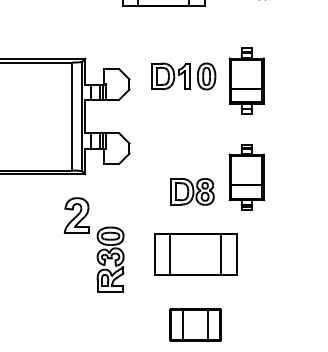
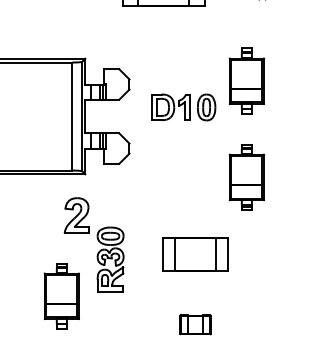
part position: (183, 76) -> (183, 107) (183, 107)
part: present -> none (192, 191)
part size: 84x43 px -> 67x35 px (195, 254)
part: none -> present (61, 295)
part size: 53x34 px -> 33x22 px (195, 324)
